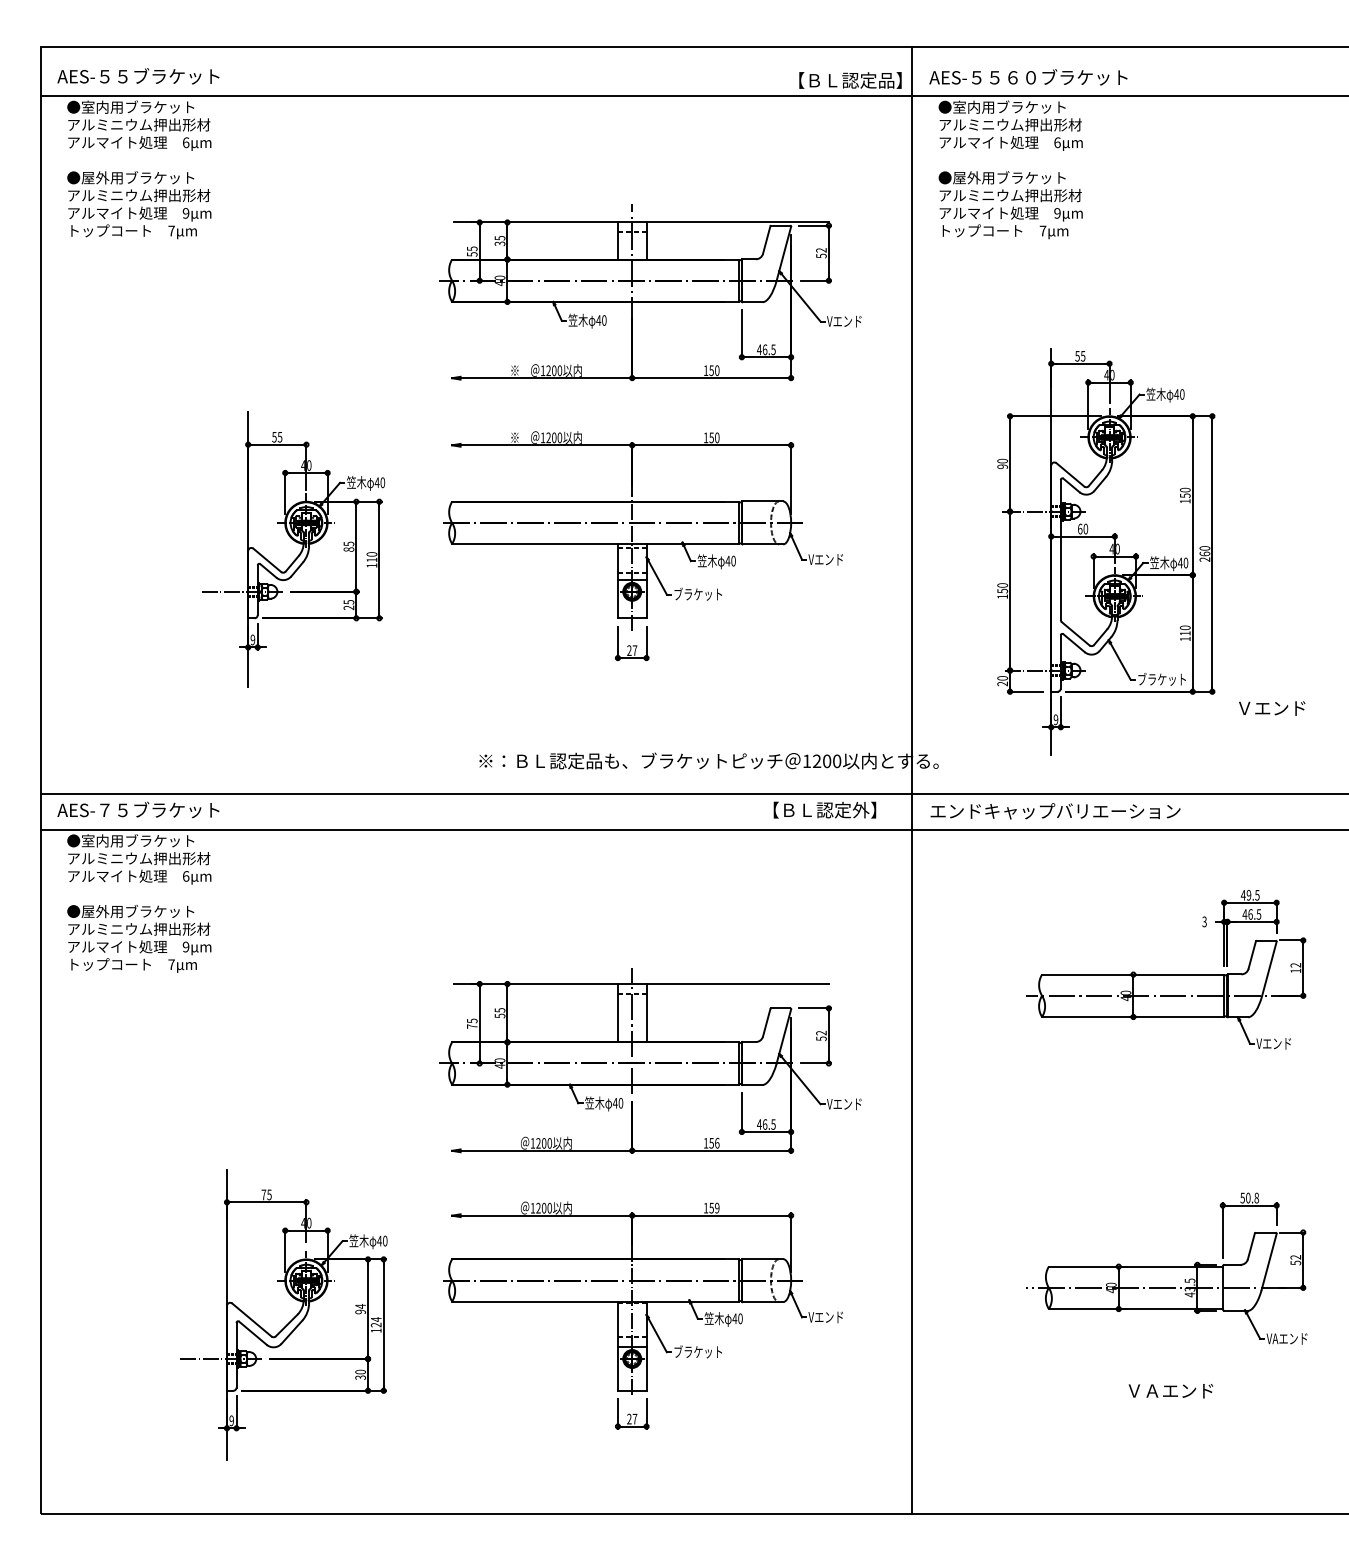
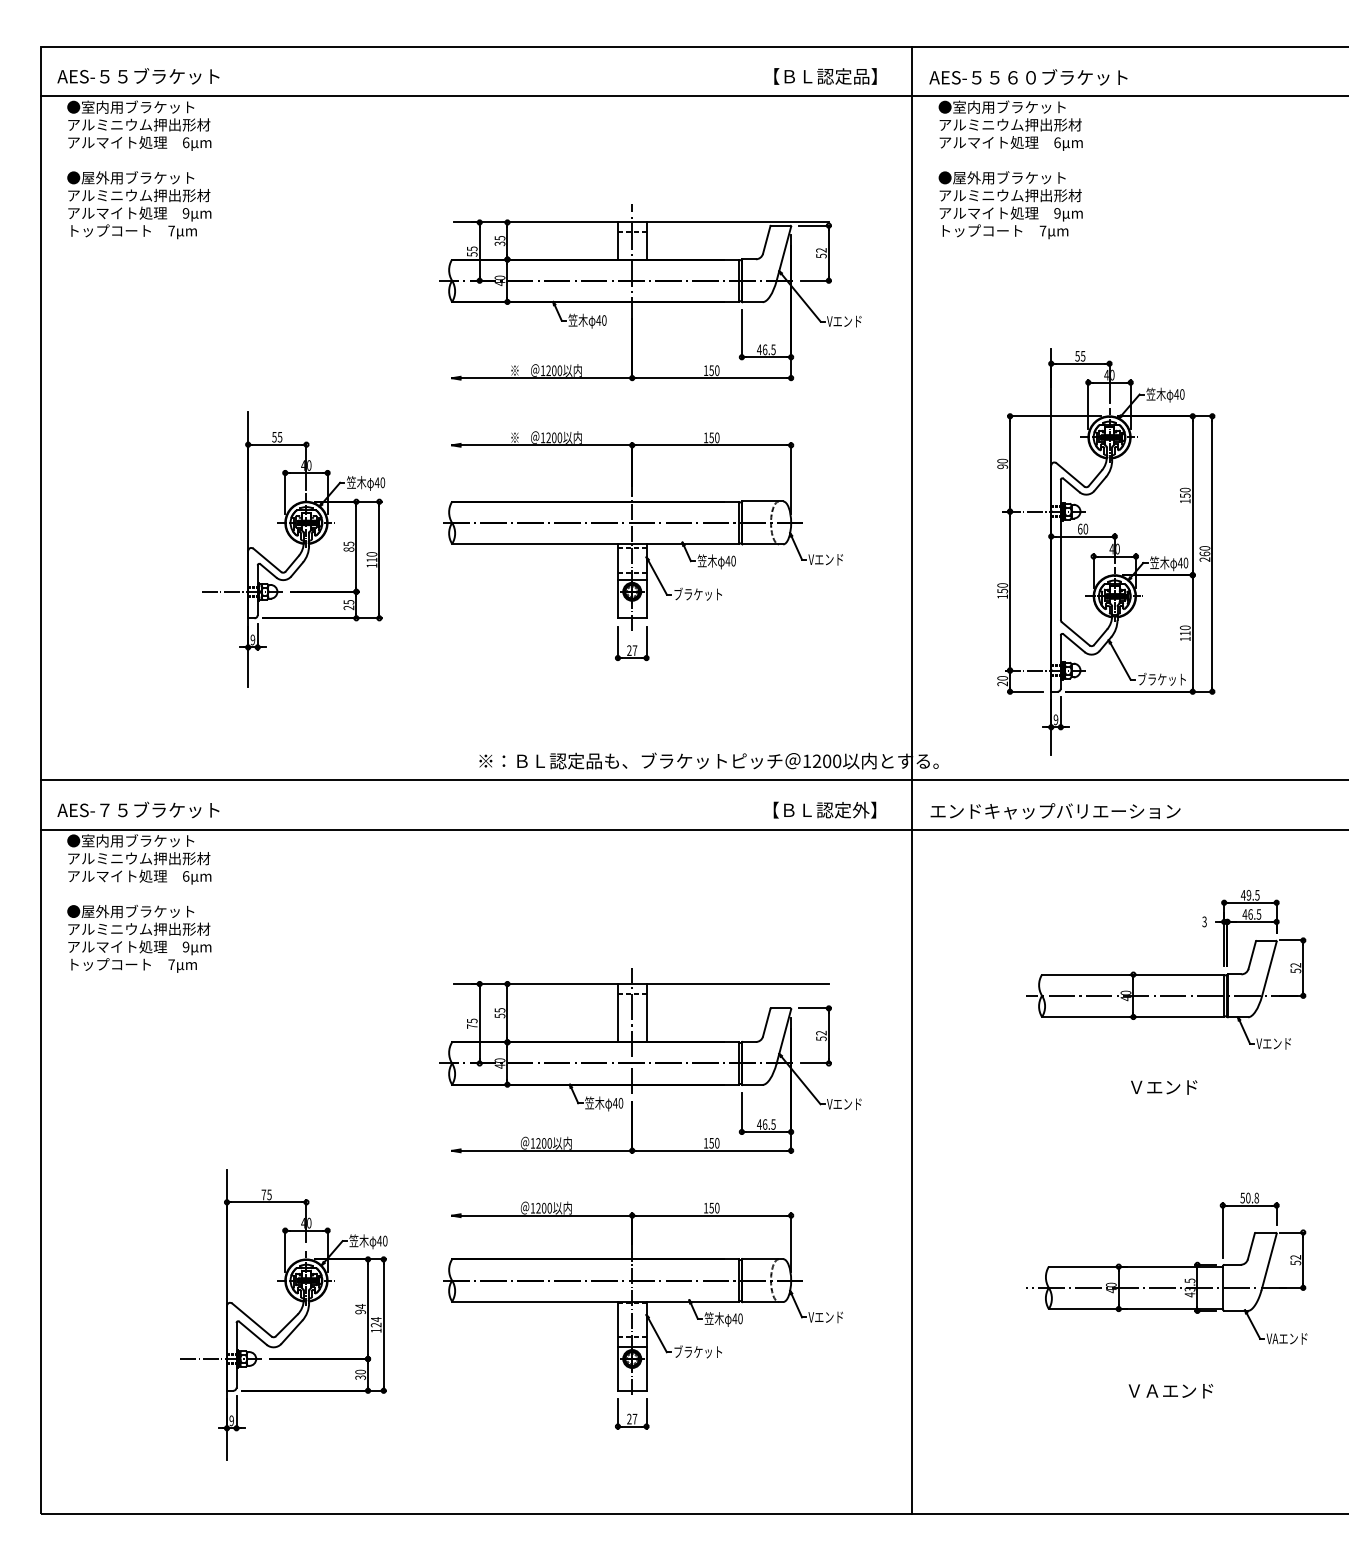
text position: (850, 80) -> (825, 76) (825, 76)
text position: (1272, 708) -> (1164, 1087) (1164, 1087)
line position: (692, 794) -> (692, 780) (692, 780)
text: 12 -> 52 (1295, 970)
text: 156 -> 150 (717, 1143)
text: 159 -> 150 (717, 1208)
